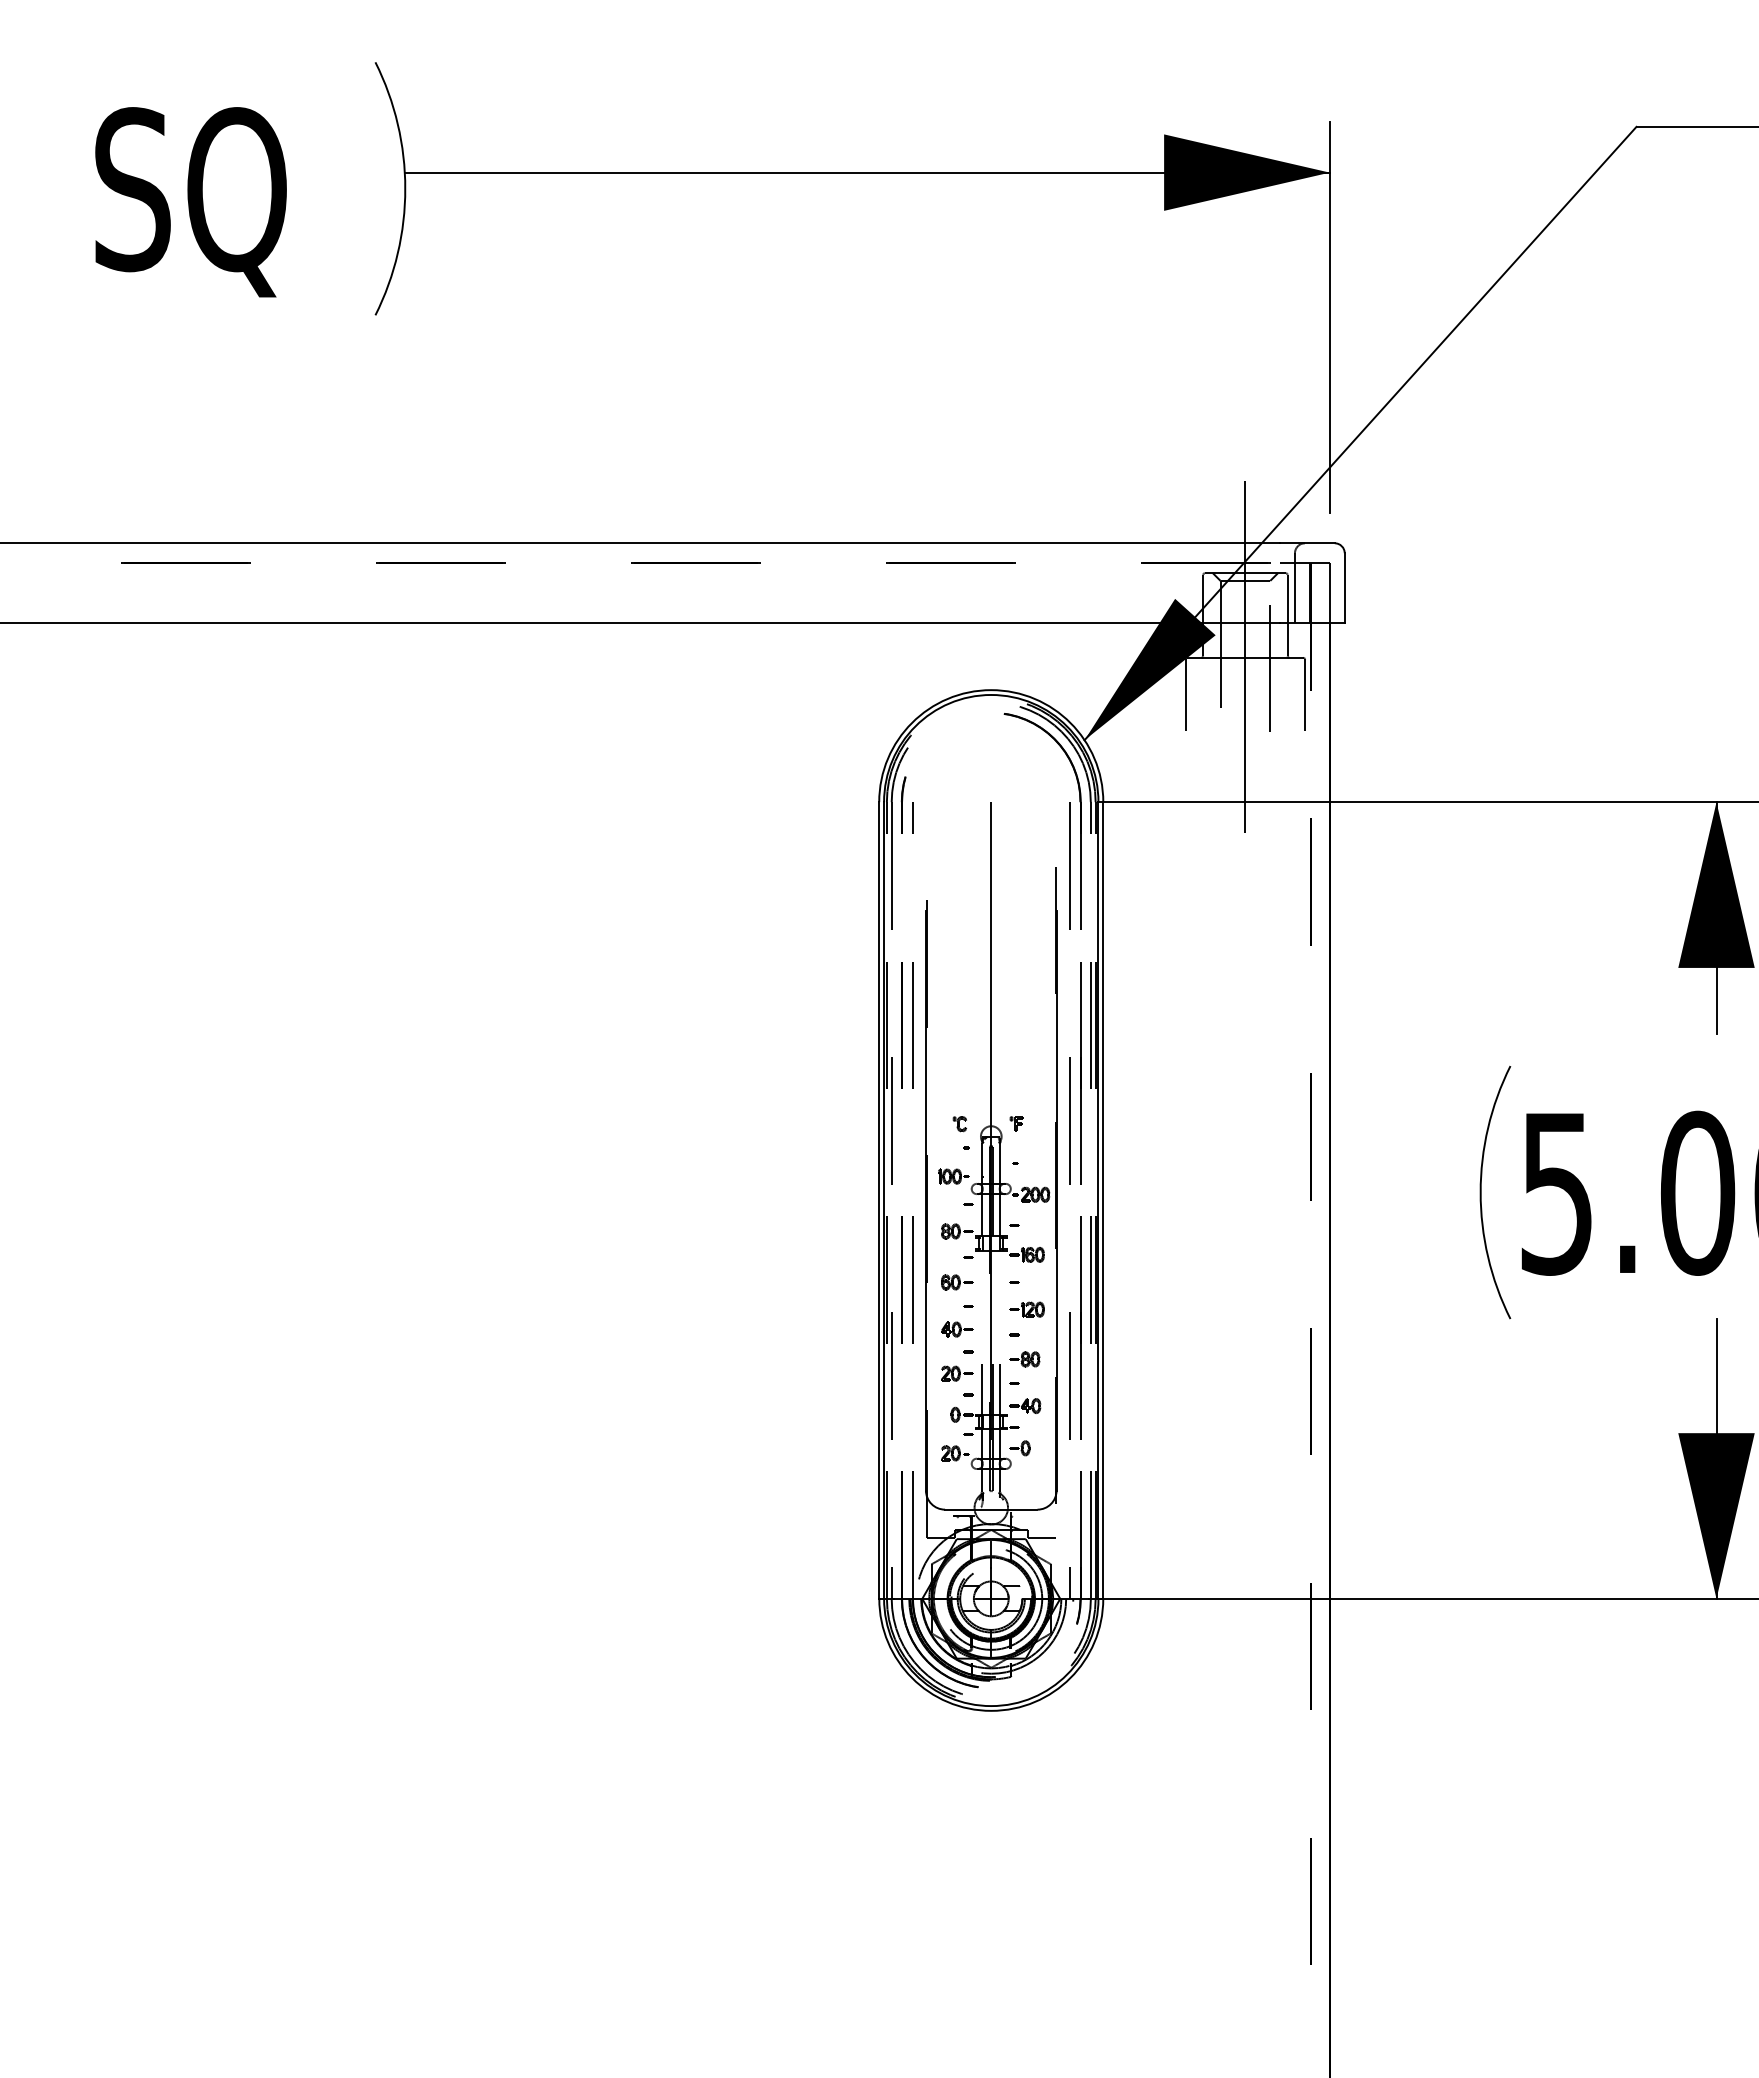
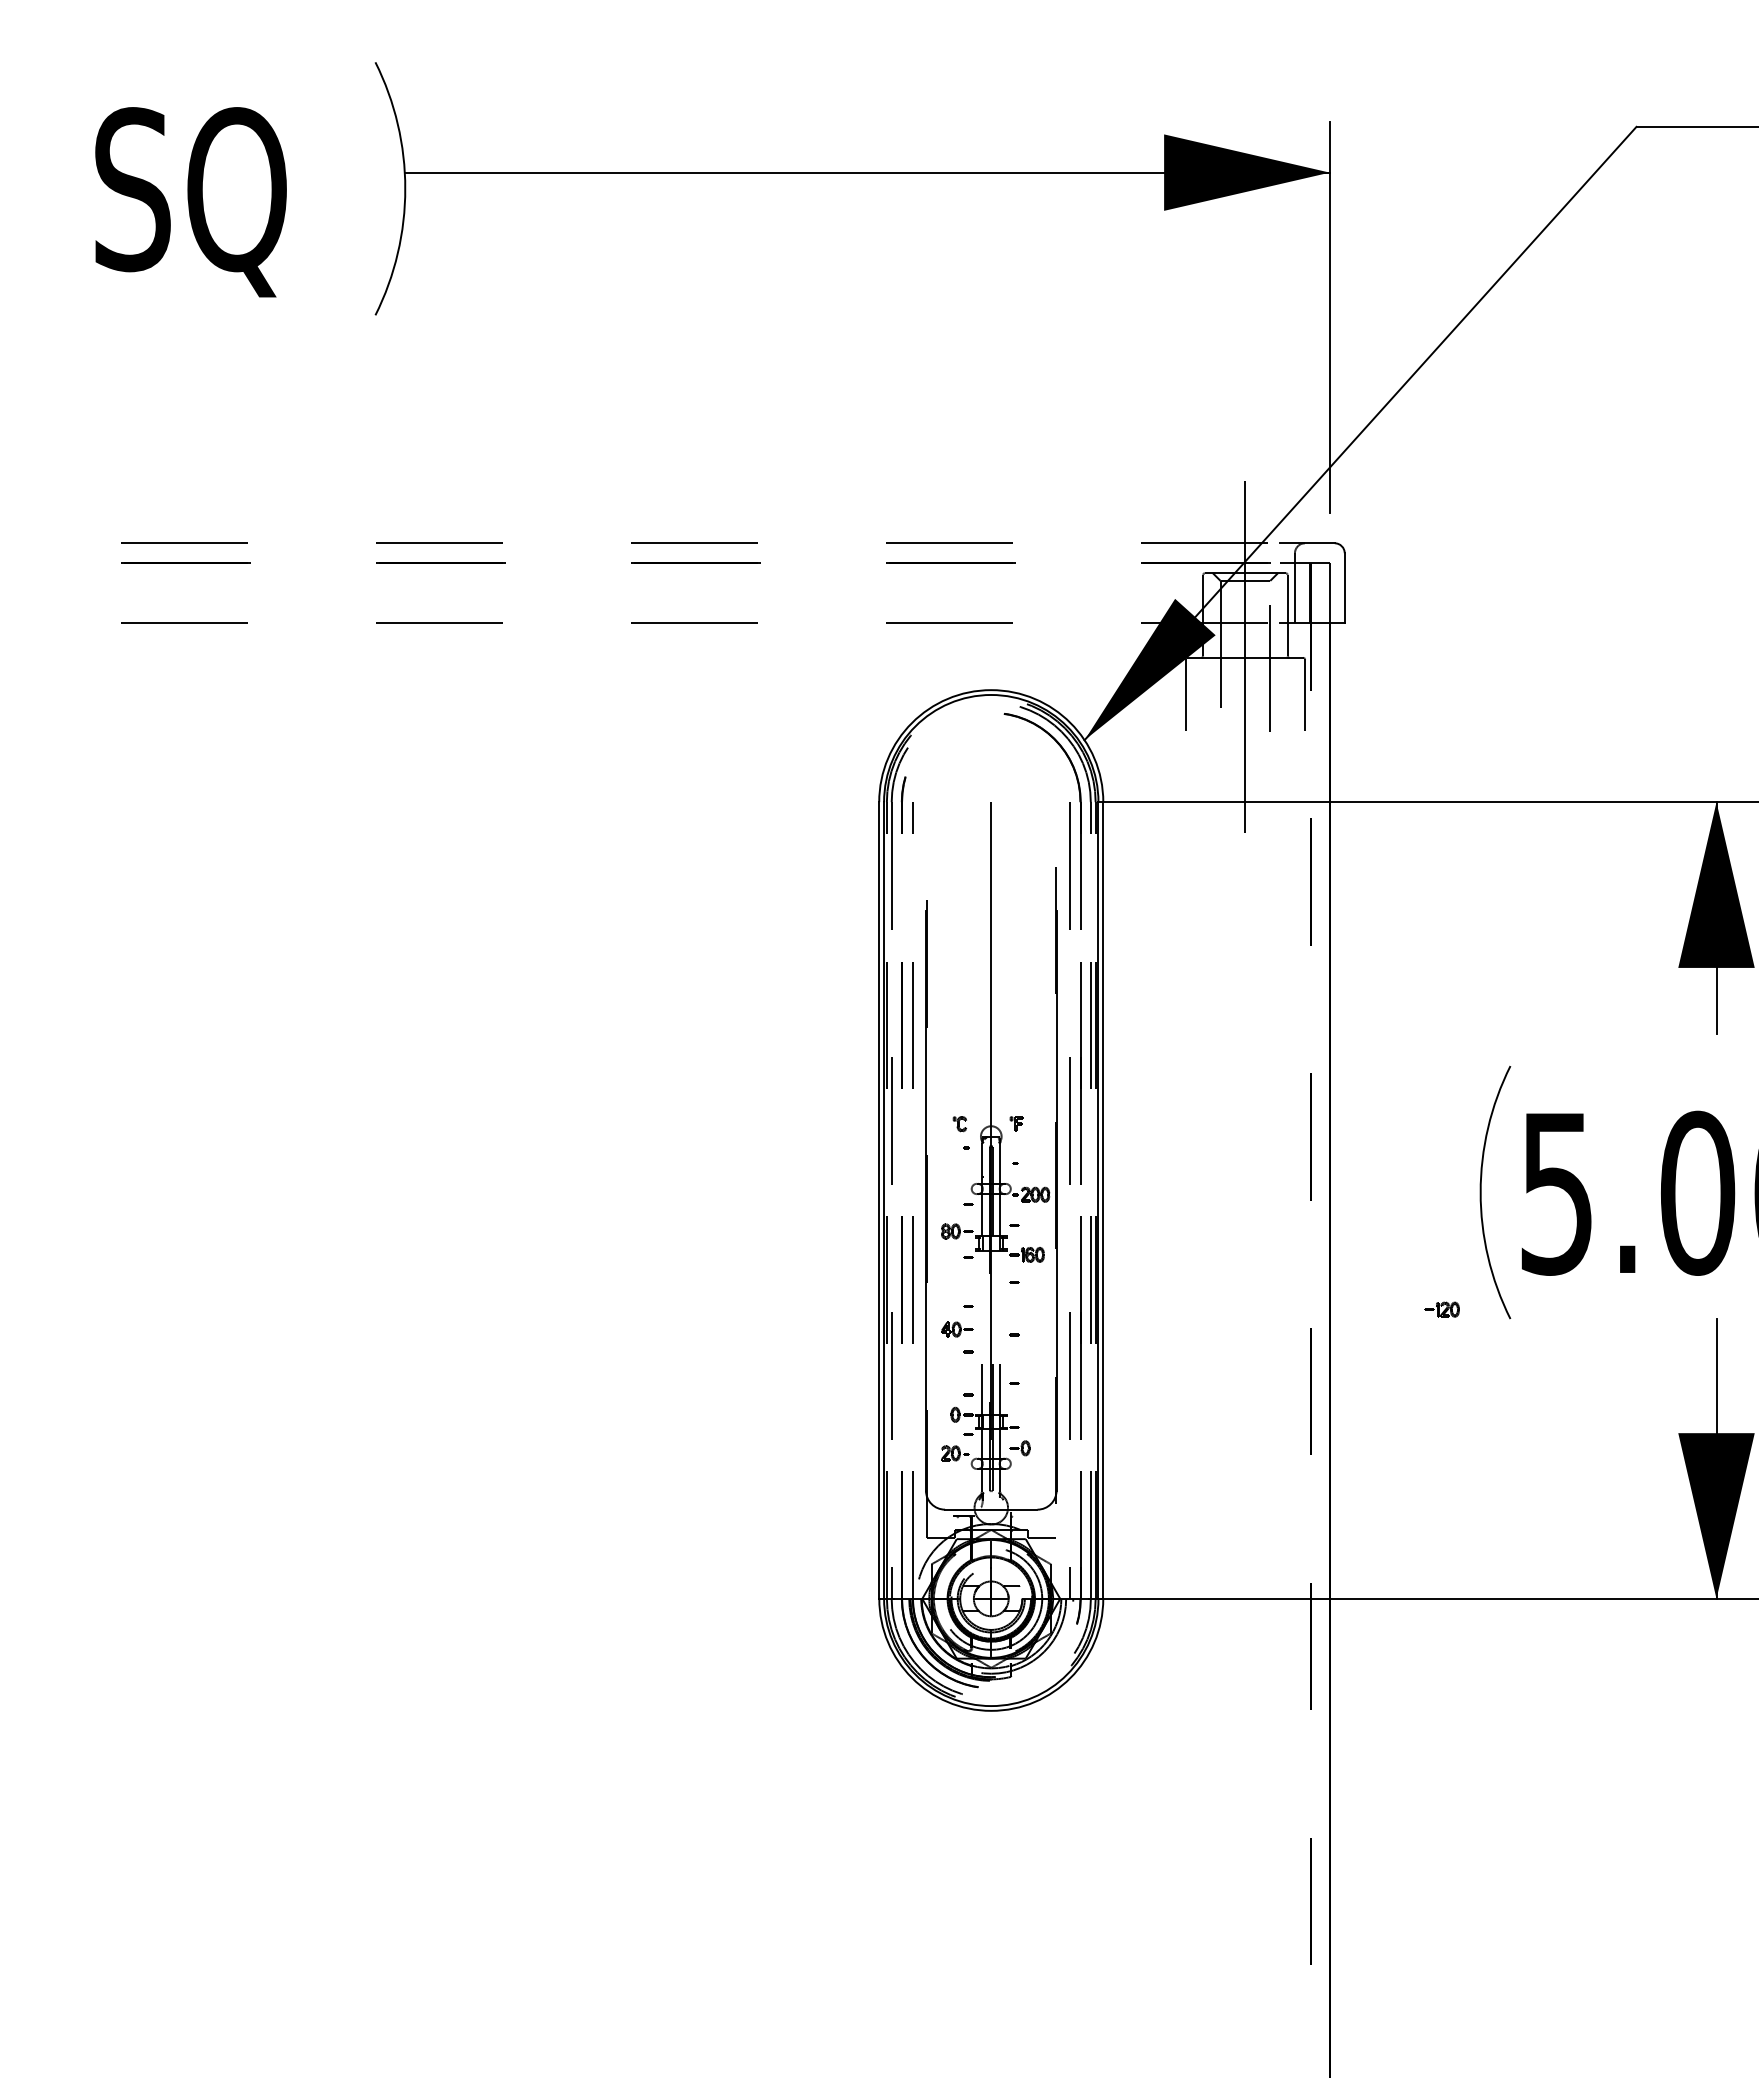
line: solid -> dashed (640, 543)
line: solid -> dashed (640, 622)
part: present -> none (953, 1176)
part: present -> none (957, 1282)
part position: (1026, 1309) -> (1441, 1309) (1441, 1309)
part: present -> none (1024, 1359)
part: present -> none (957, 1373)
part: present -> none (1025, 1405)
